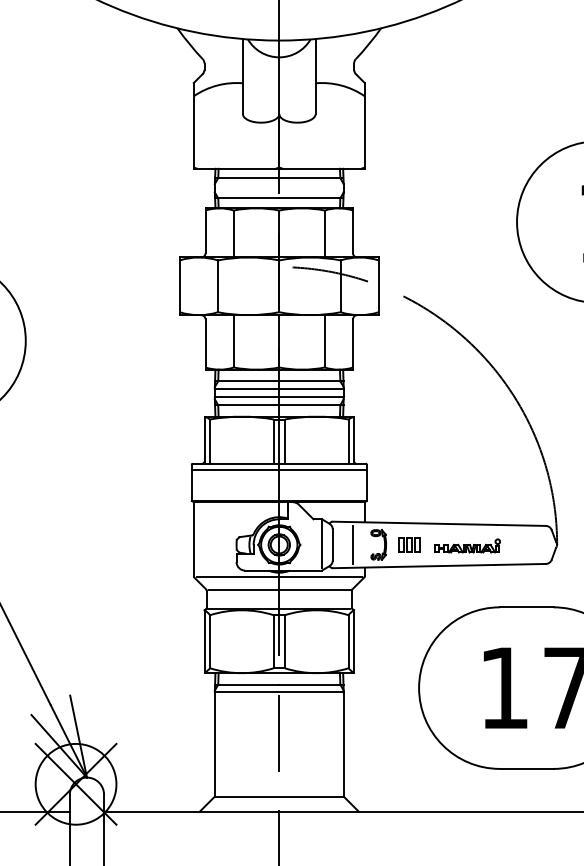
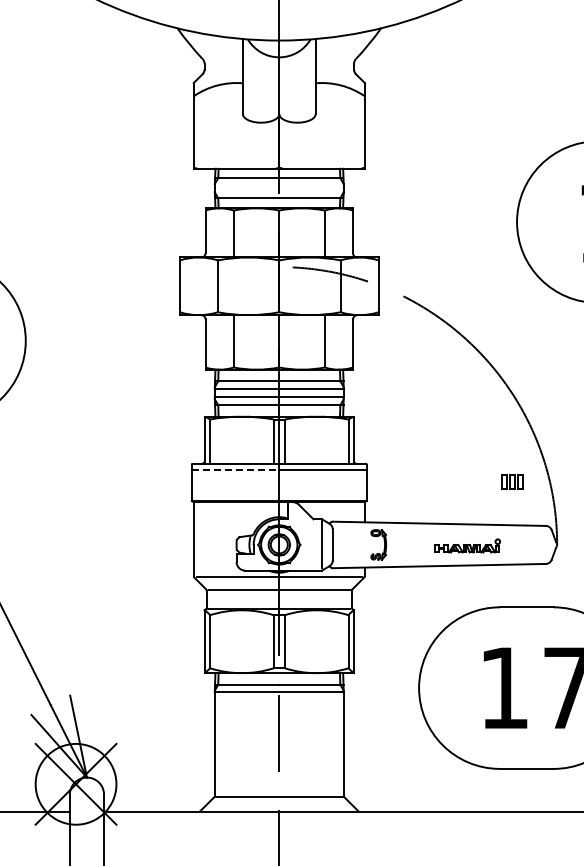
line: solid -> dashed (235, 470)
line: present -> none (352, 544)
part position: (409, 544) -> (512, 481) (512, 481)
